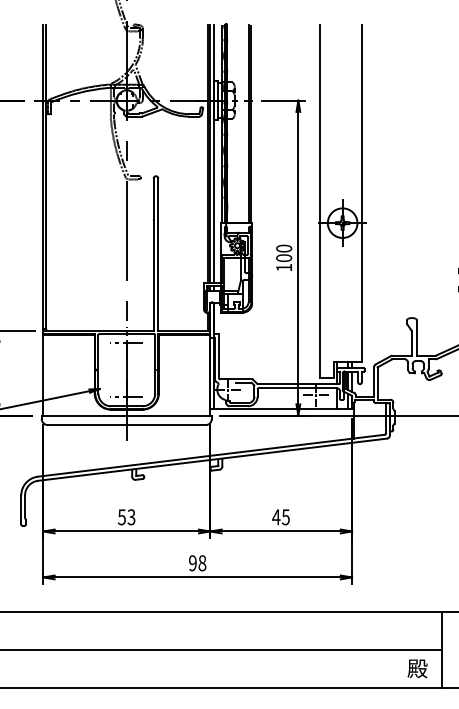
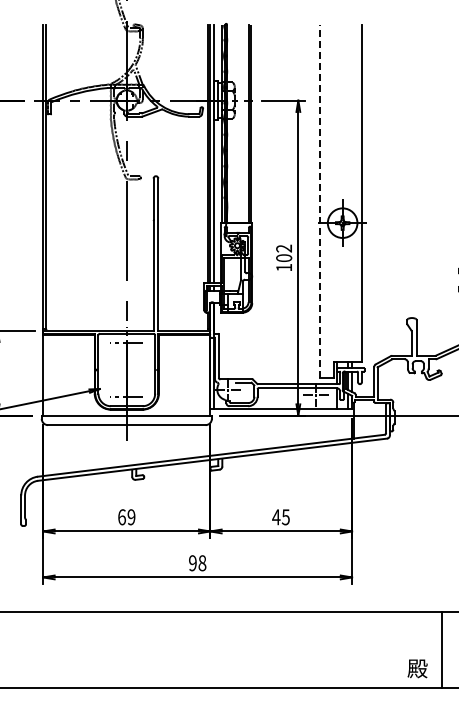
line: solid -> dashed (319, 200)
text: 100 -> 102 (284, 248)
text: 53 -> 69 (126, 517)
line: present -> none (221, 649)
